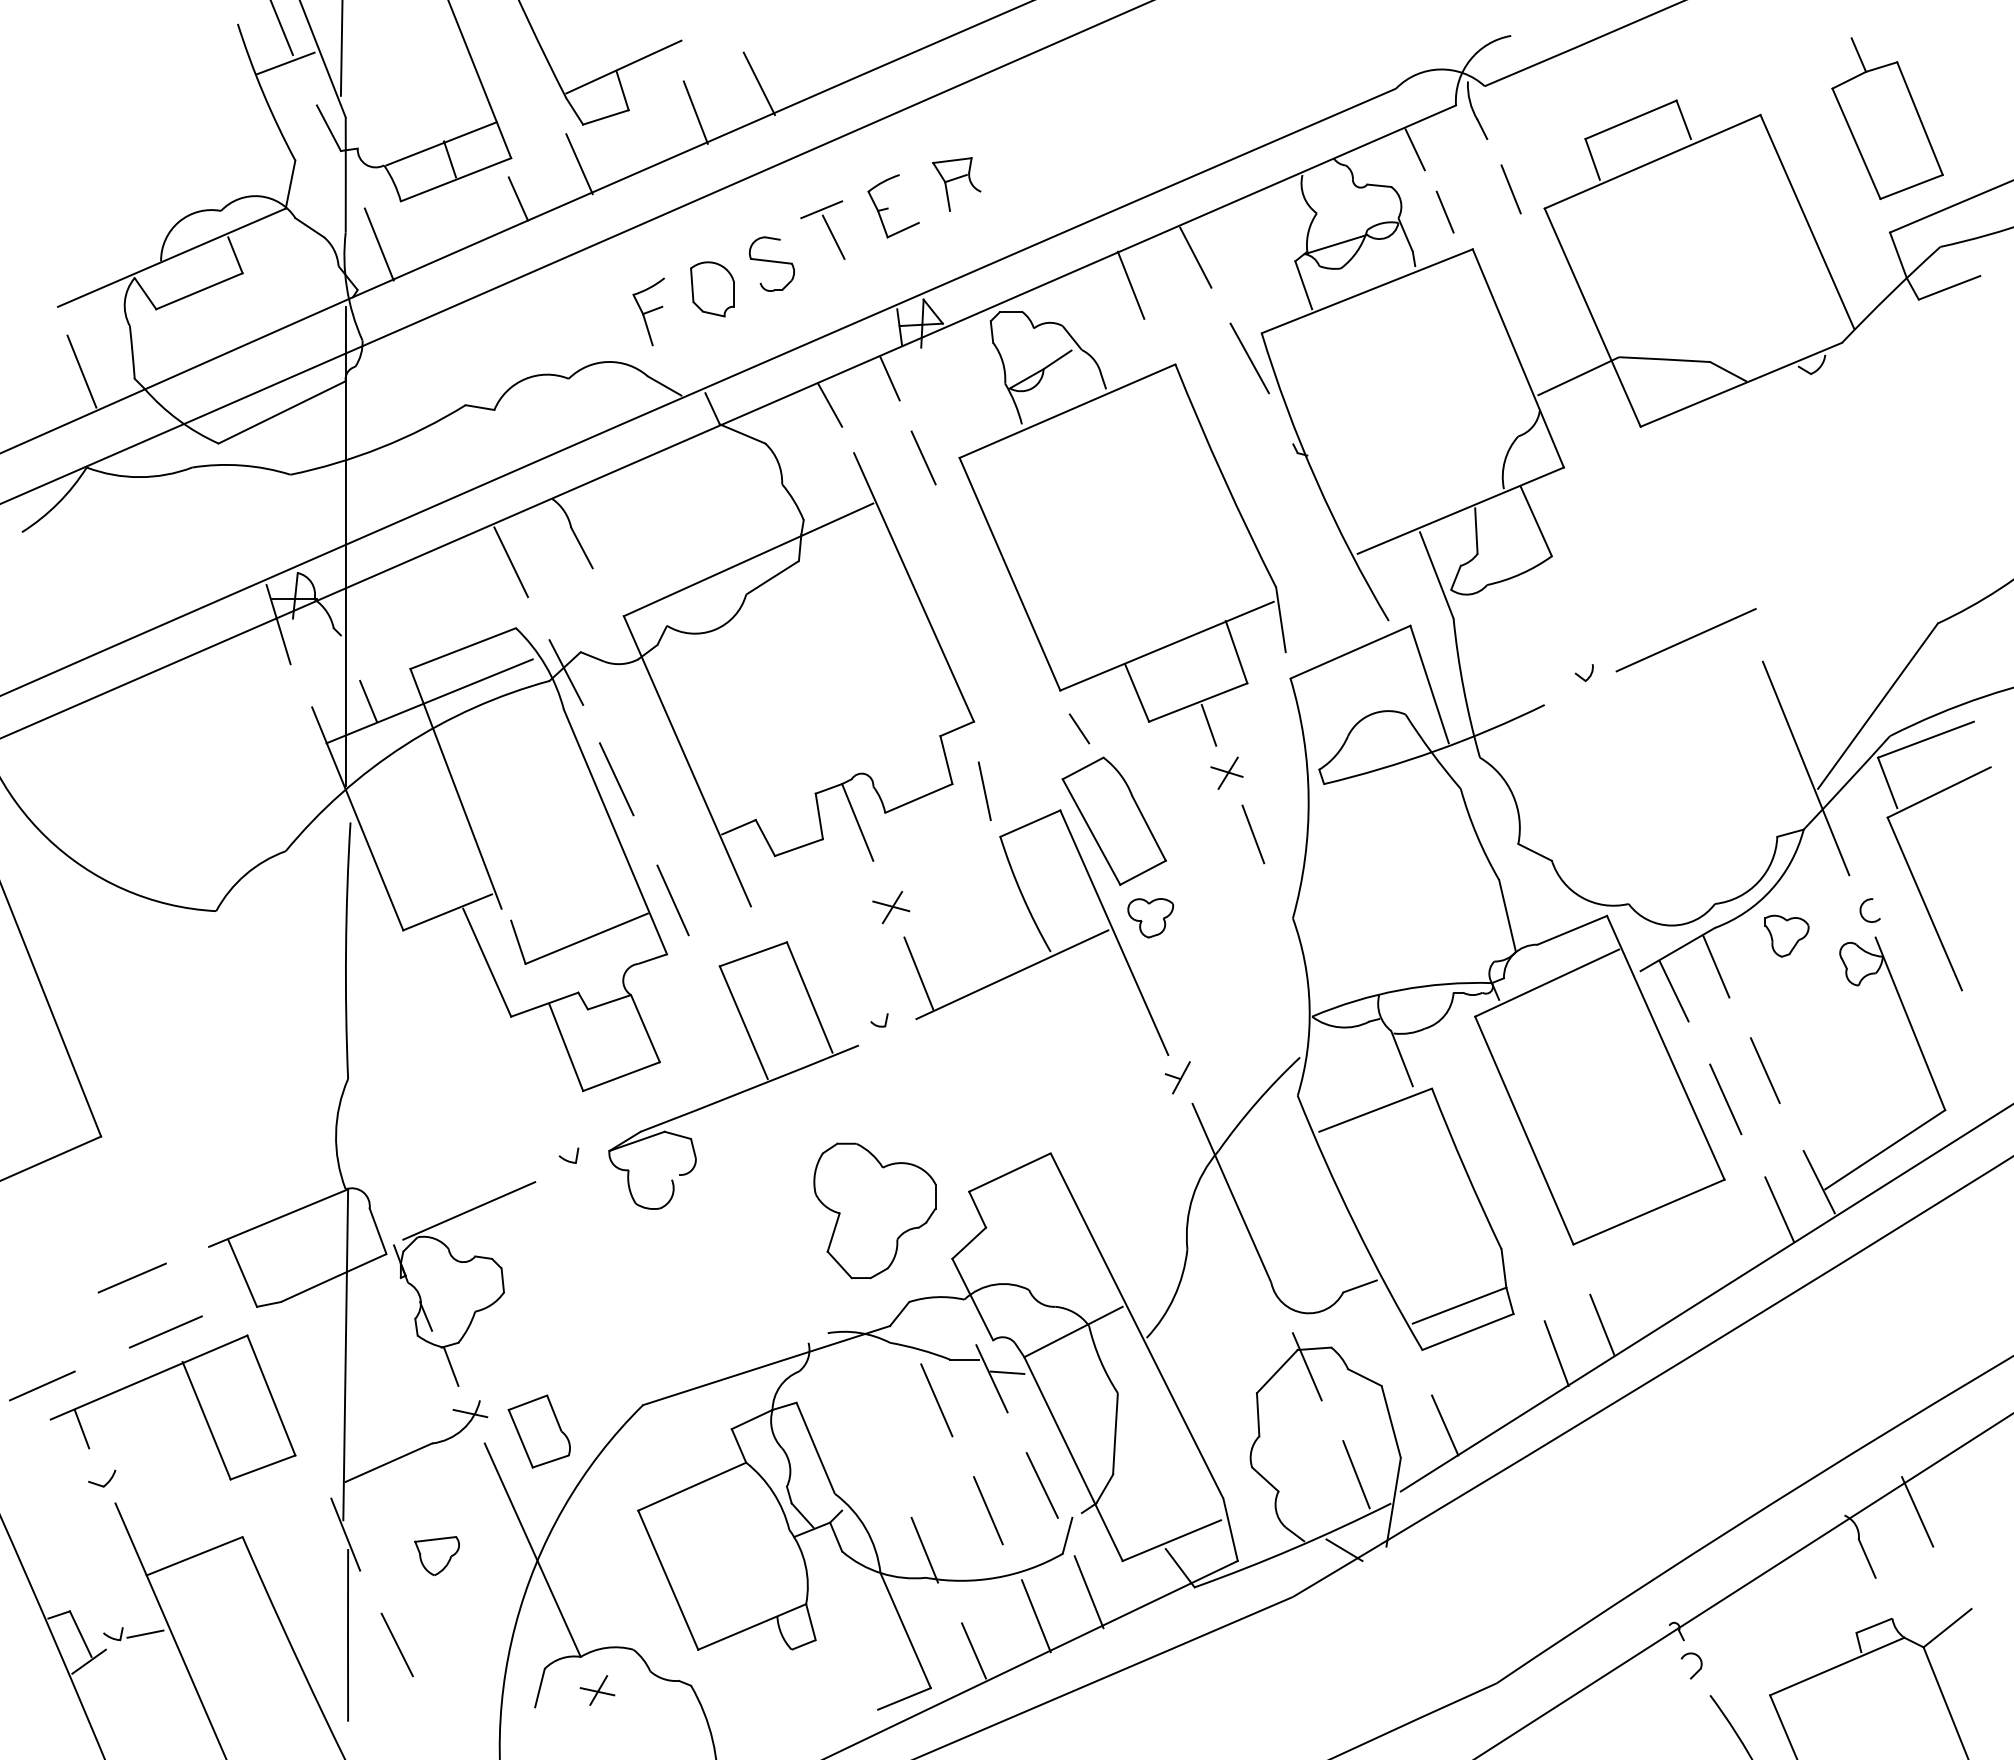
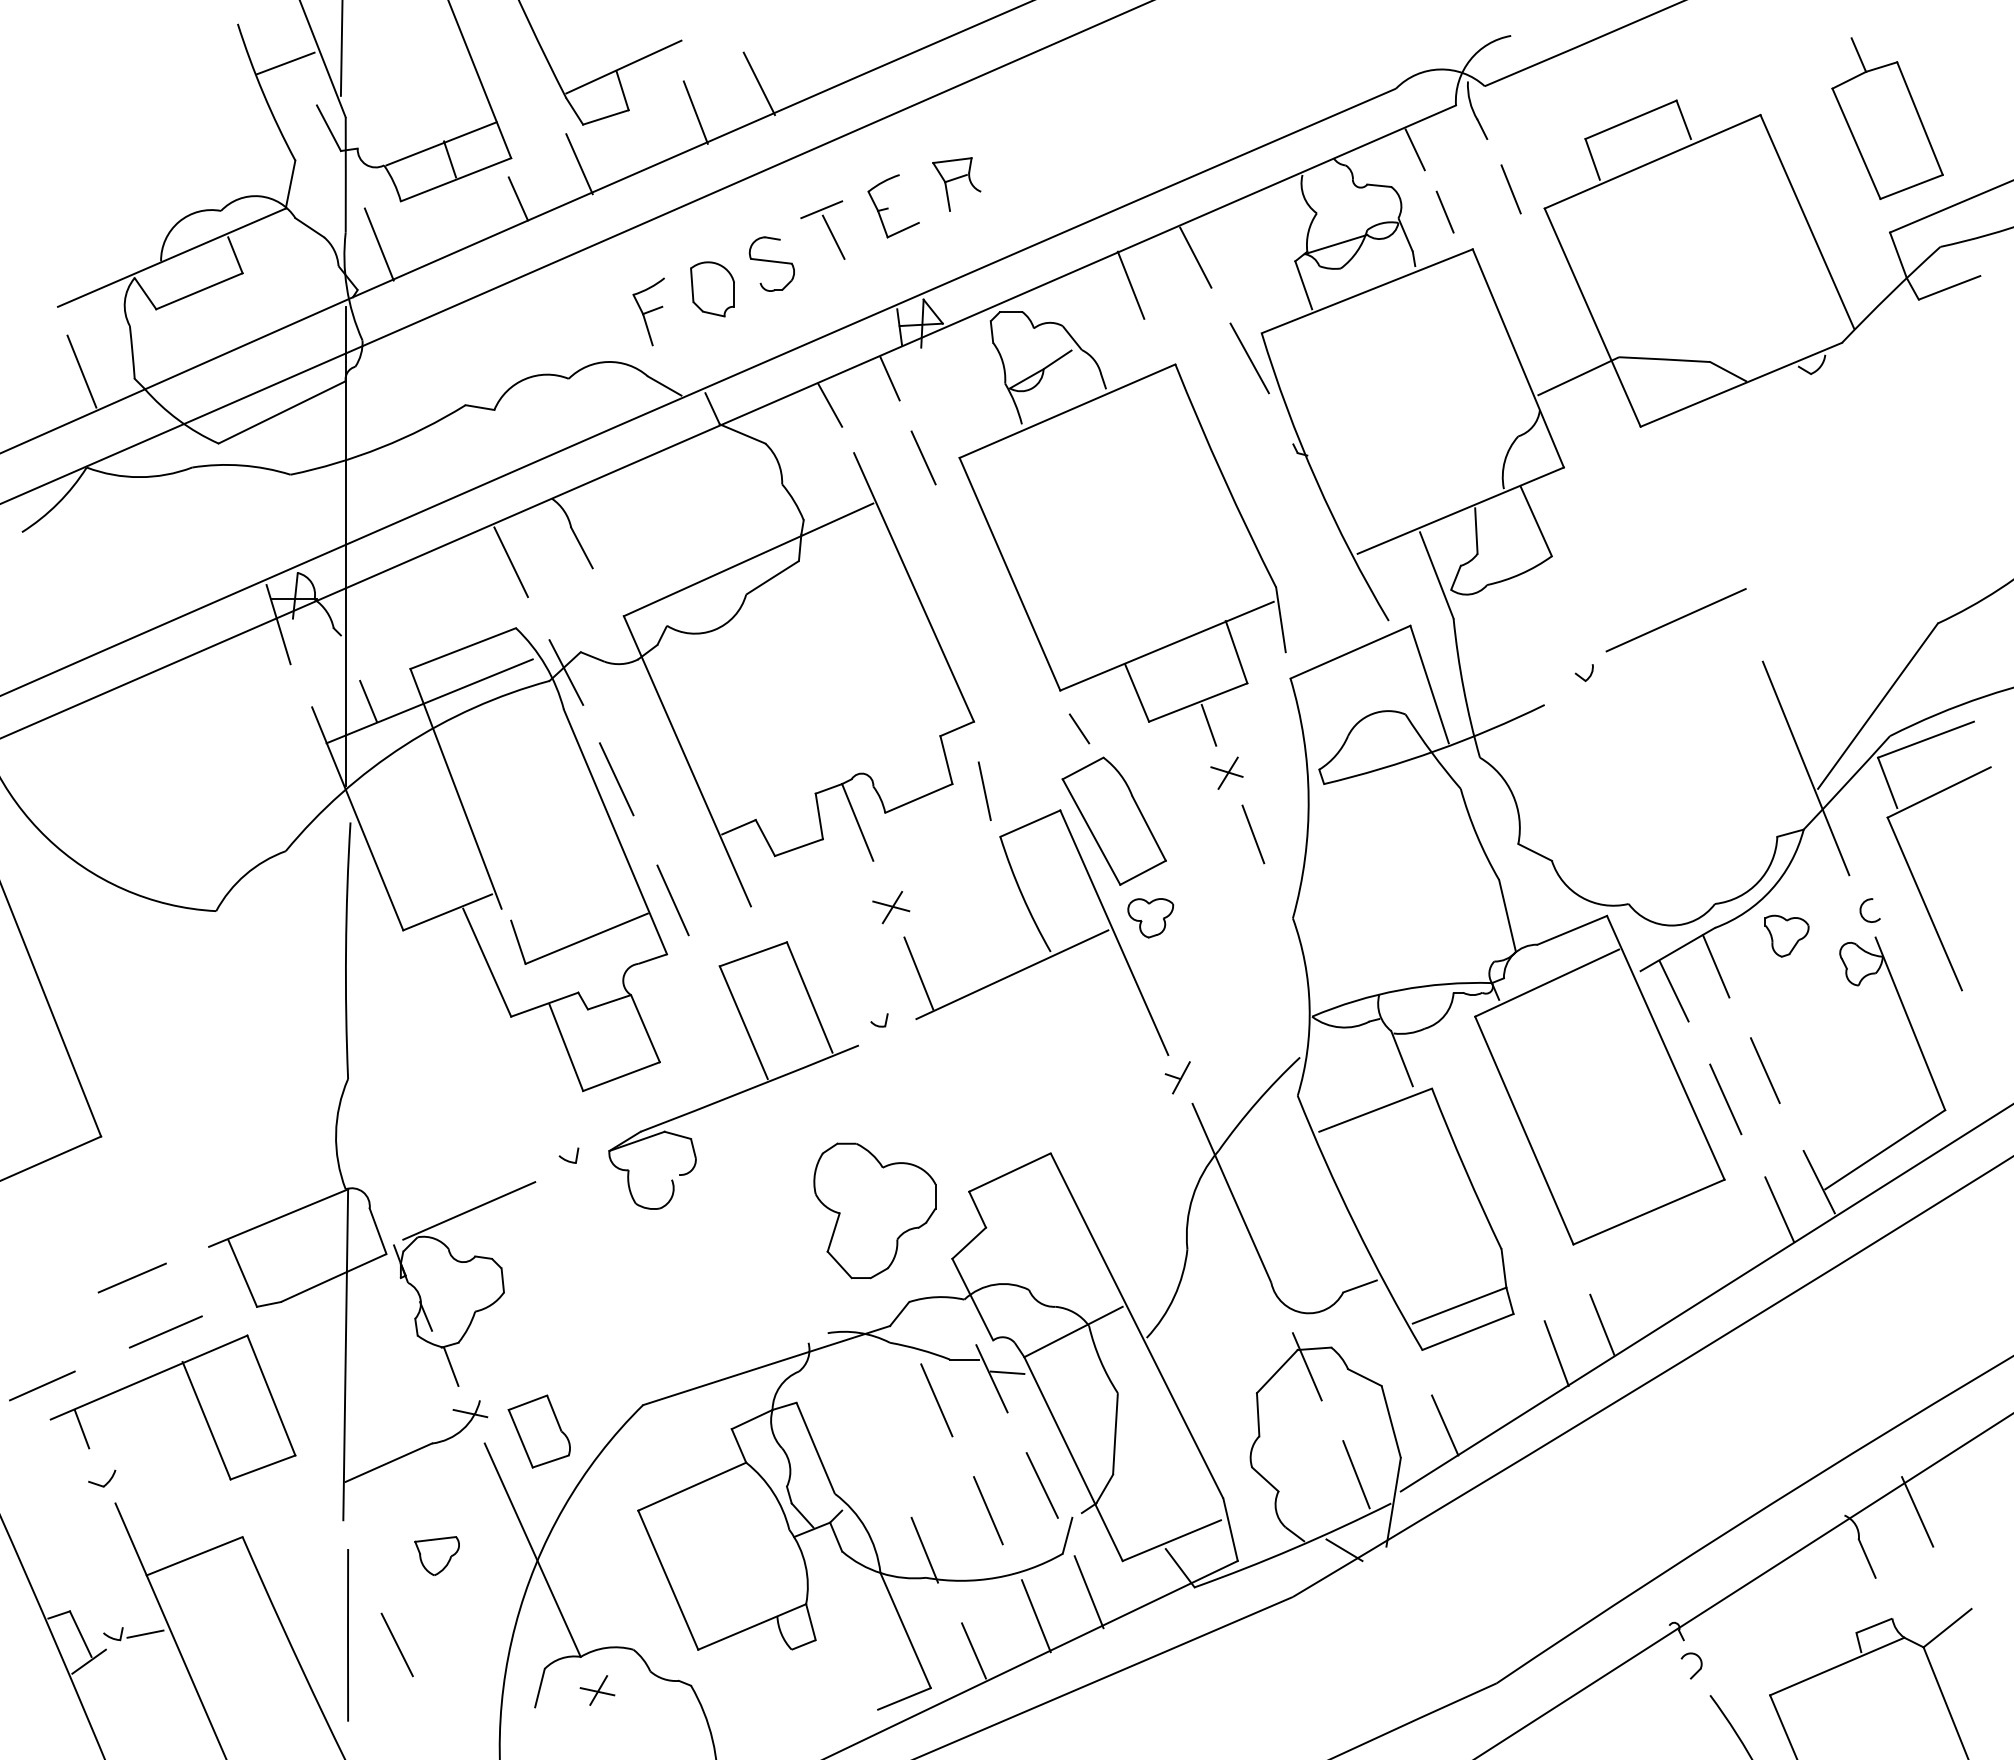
line: present -> none (281, 28)
line position: (1685, 640) -> (1675, 620) (1675, 620)
line: present -> none (345, 1534)
